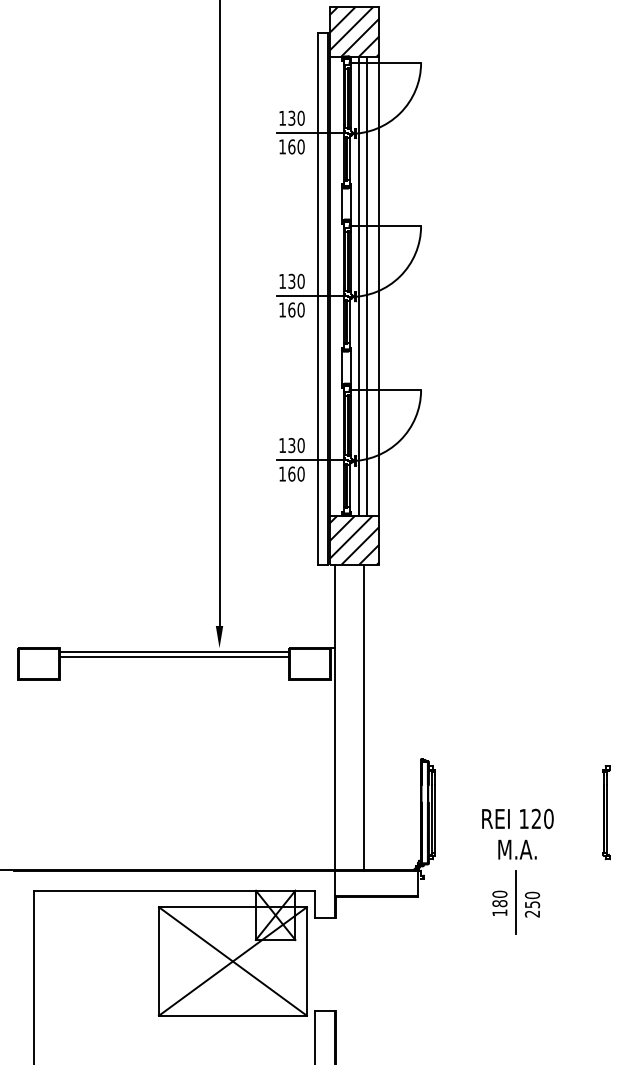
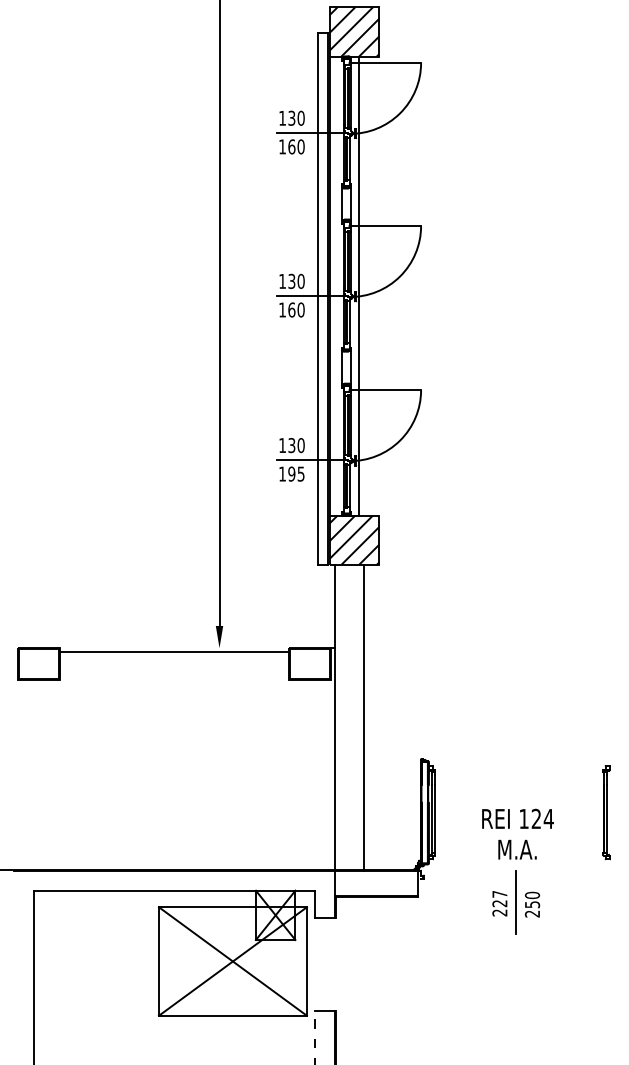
line: present -> none (367, 285)
line: present -> none (379, 285)
text: 160 -> 195 (296, 473)
line: present -> none (174, 656)
text: 120 -> 124 (548, 818)
text: 180 -> 227 (499, 903)
line: solid -> dashed (315, 1037)
